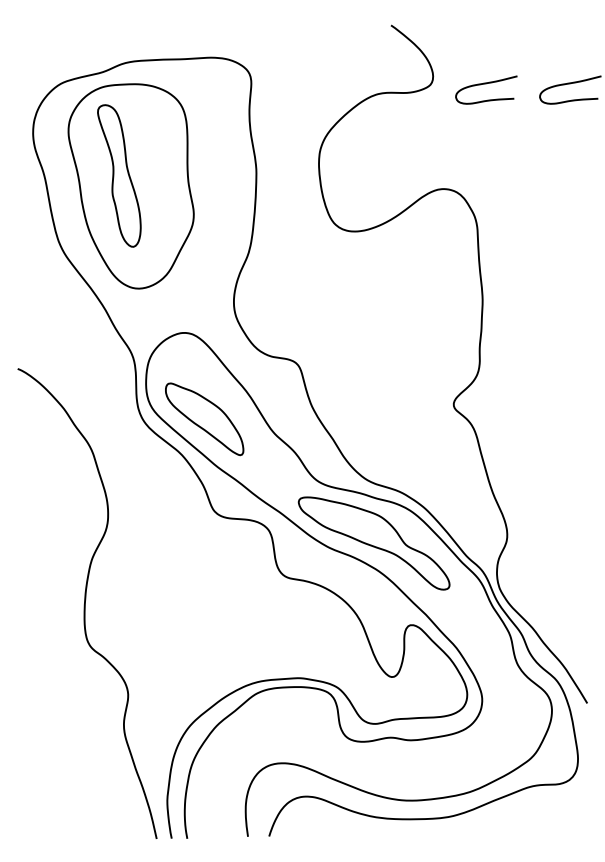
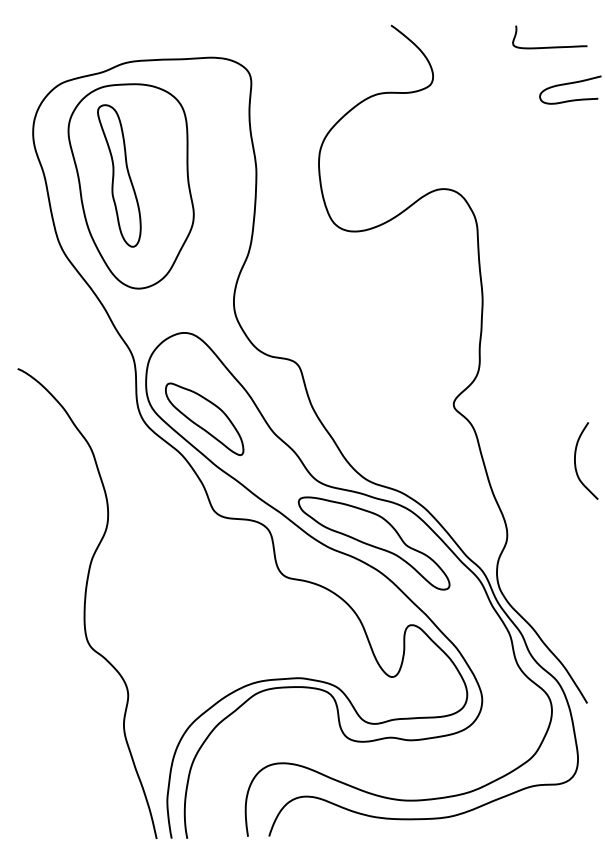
curve: none -> present (549, 46)
curve: present -> none (486, 84)
curve: none -> present (576, 464)
